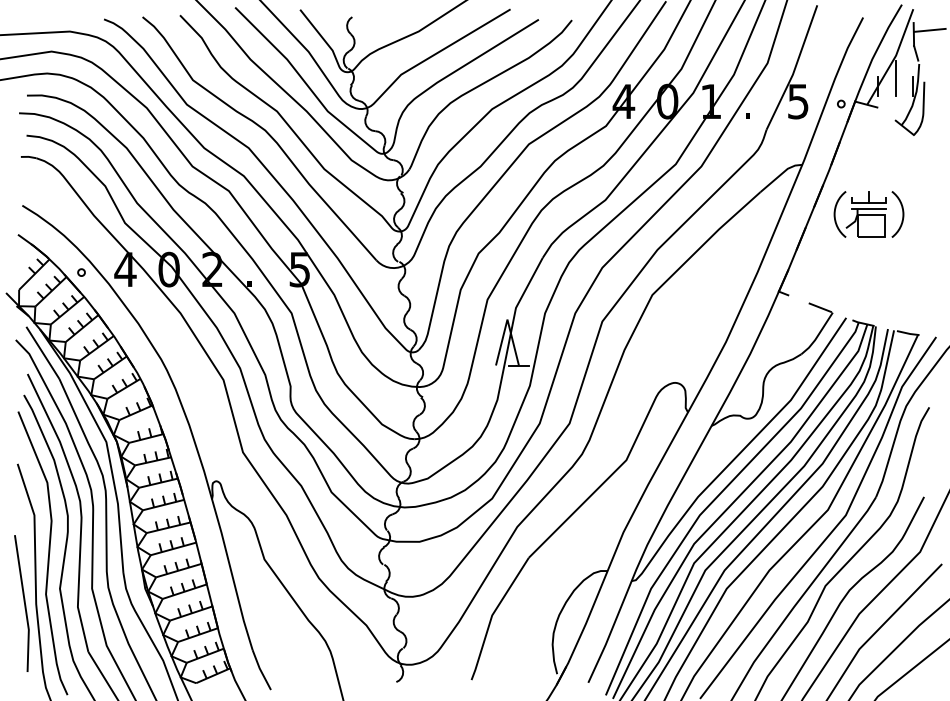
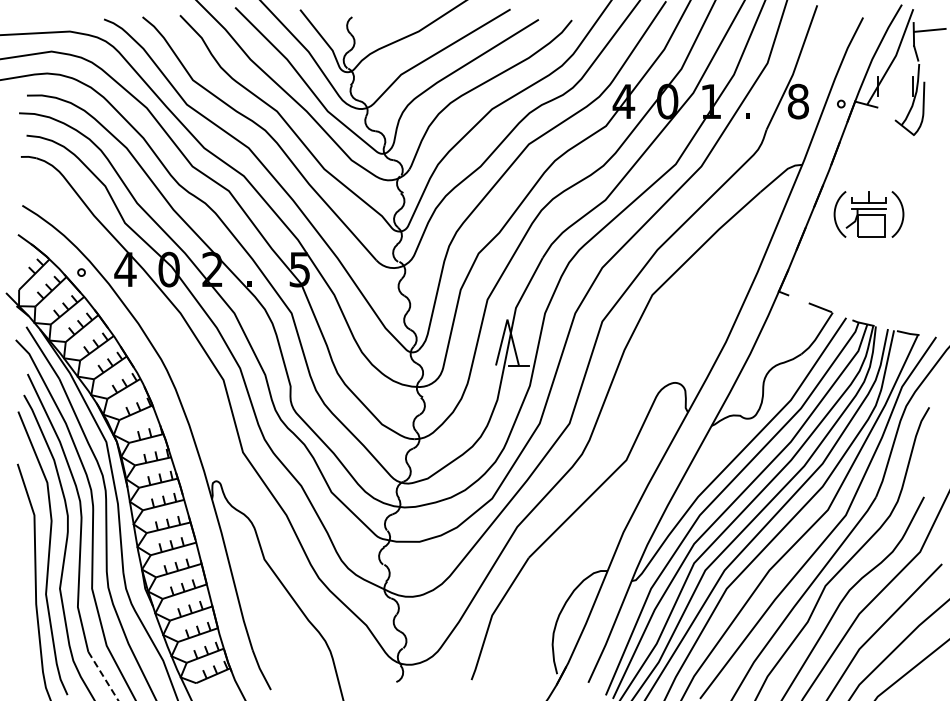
line: present -> none (895, 78)
text: 5 -> 8 (797, 101)
line: present -> none (23, 602)
line: solid -> dashed (103, 676)
